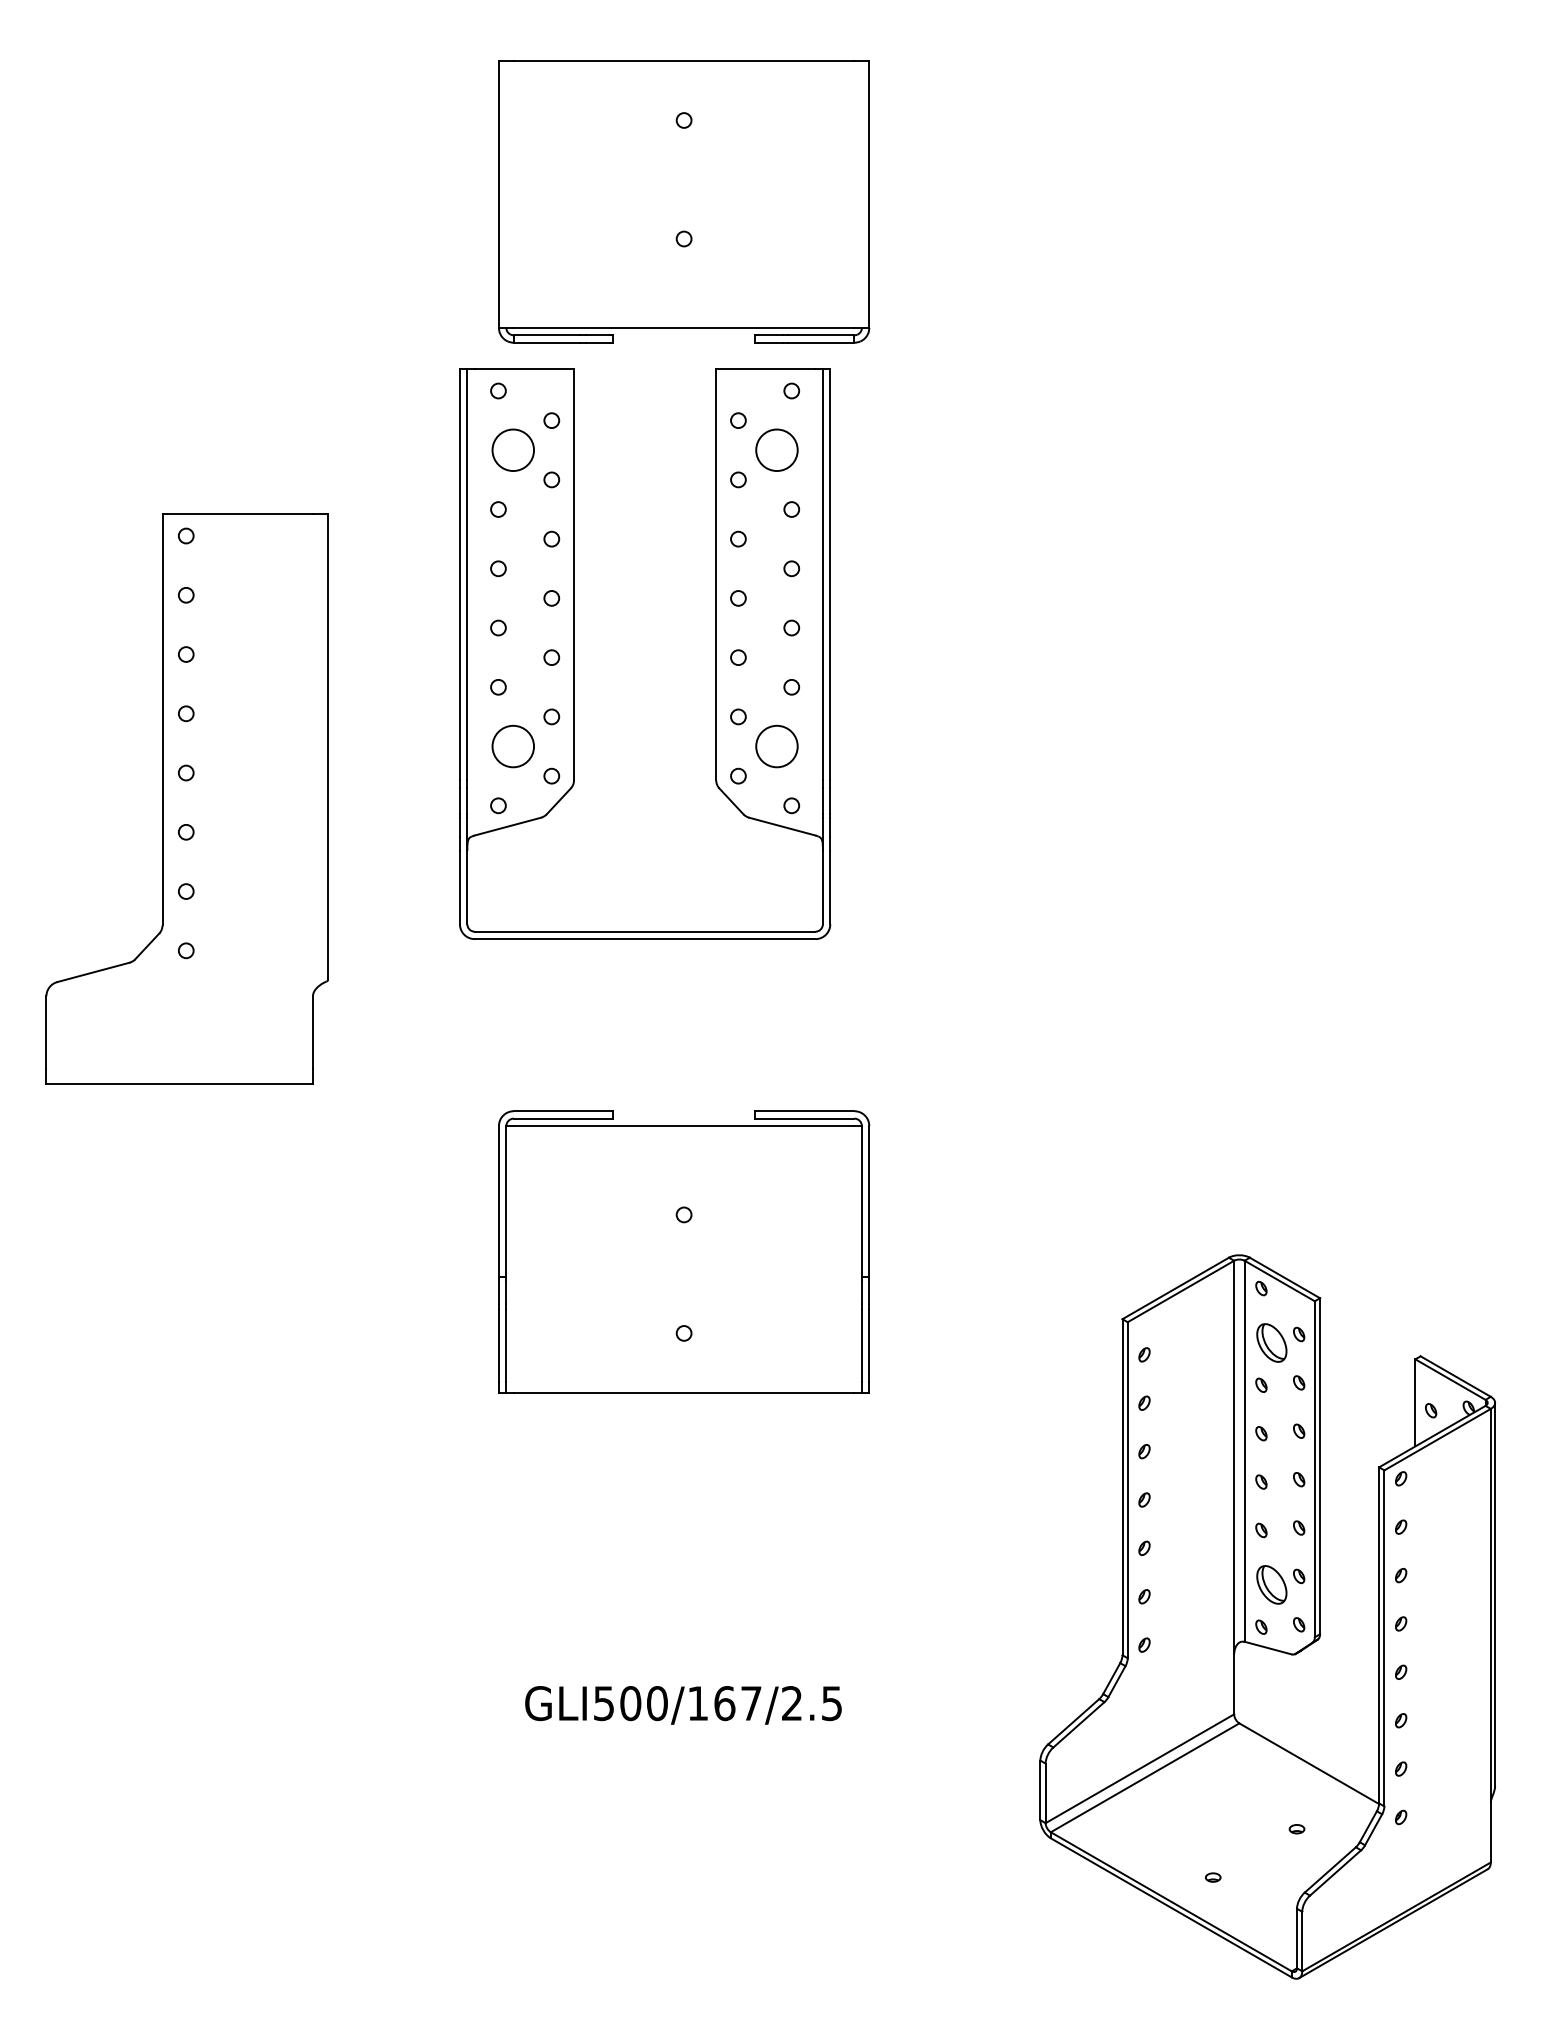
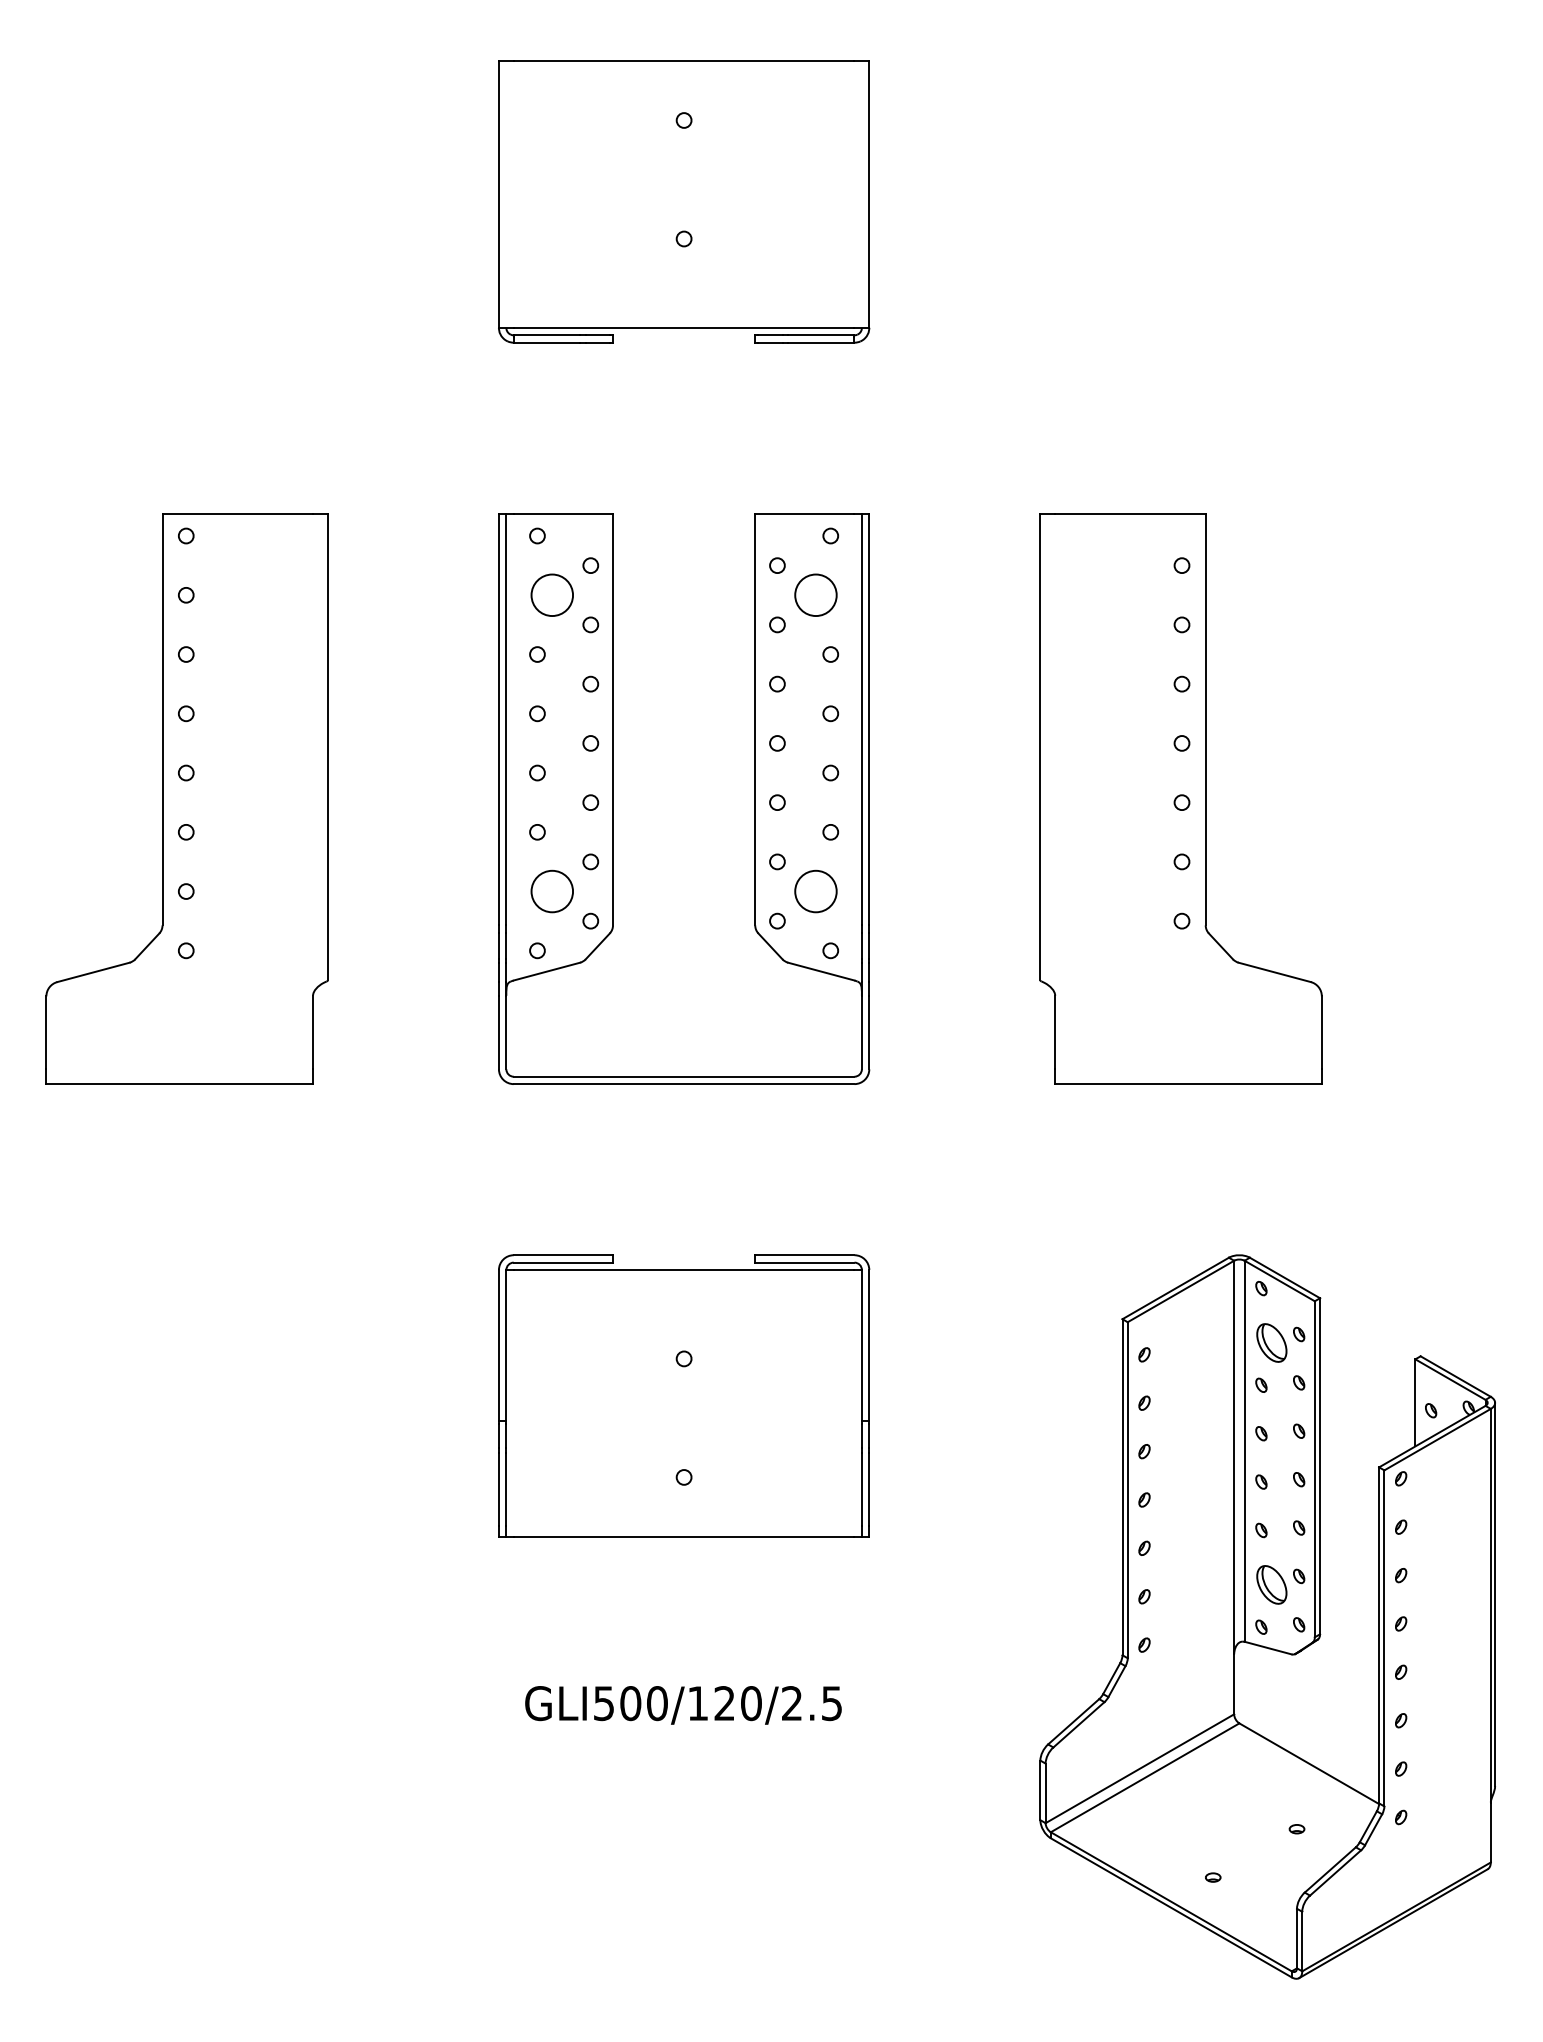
part position: (715, 653) -> (754, 798) (754, 798)
part: none -> present (1180, 798)
part position: (684, 1251) -> (684, 1395) (684, 1395)
text: GLI500/167/2.5 -> GLI500/120/2.5 (737, 1703)
